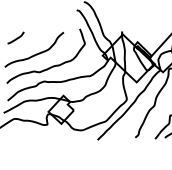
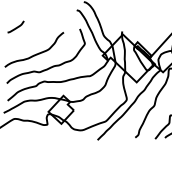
curve position: (15, 38) -> (15, 27) (15, 27)
